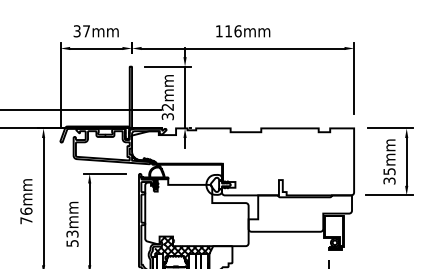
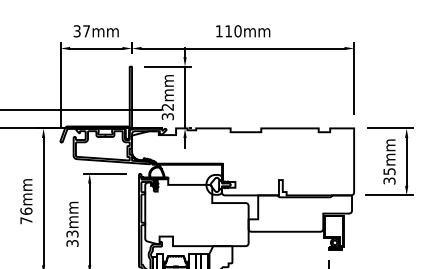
text: 116mm -> 110mm (237, 31)
text: 53mm -> 33mm (71, 243)
hatch: present -> none (183, 249)
